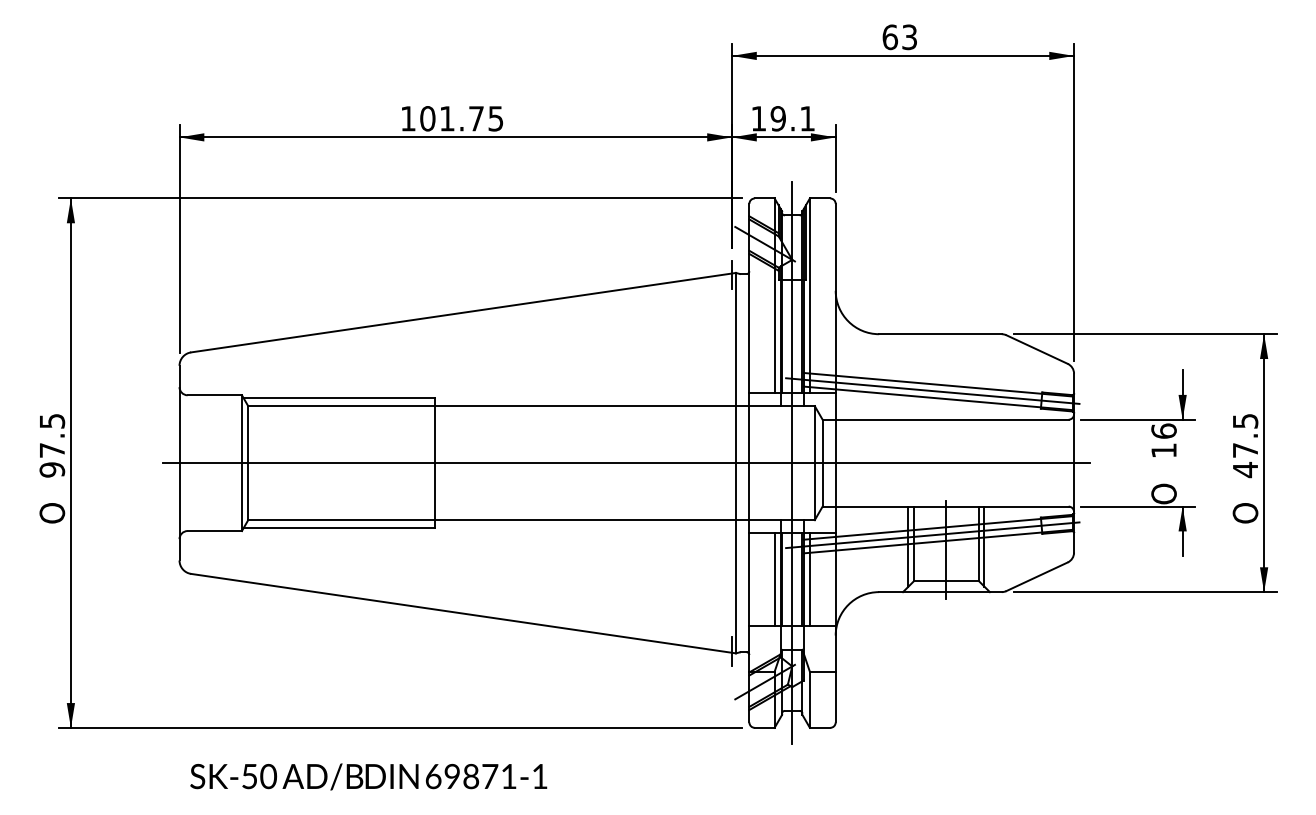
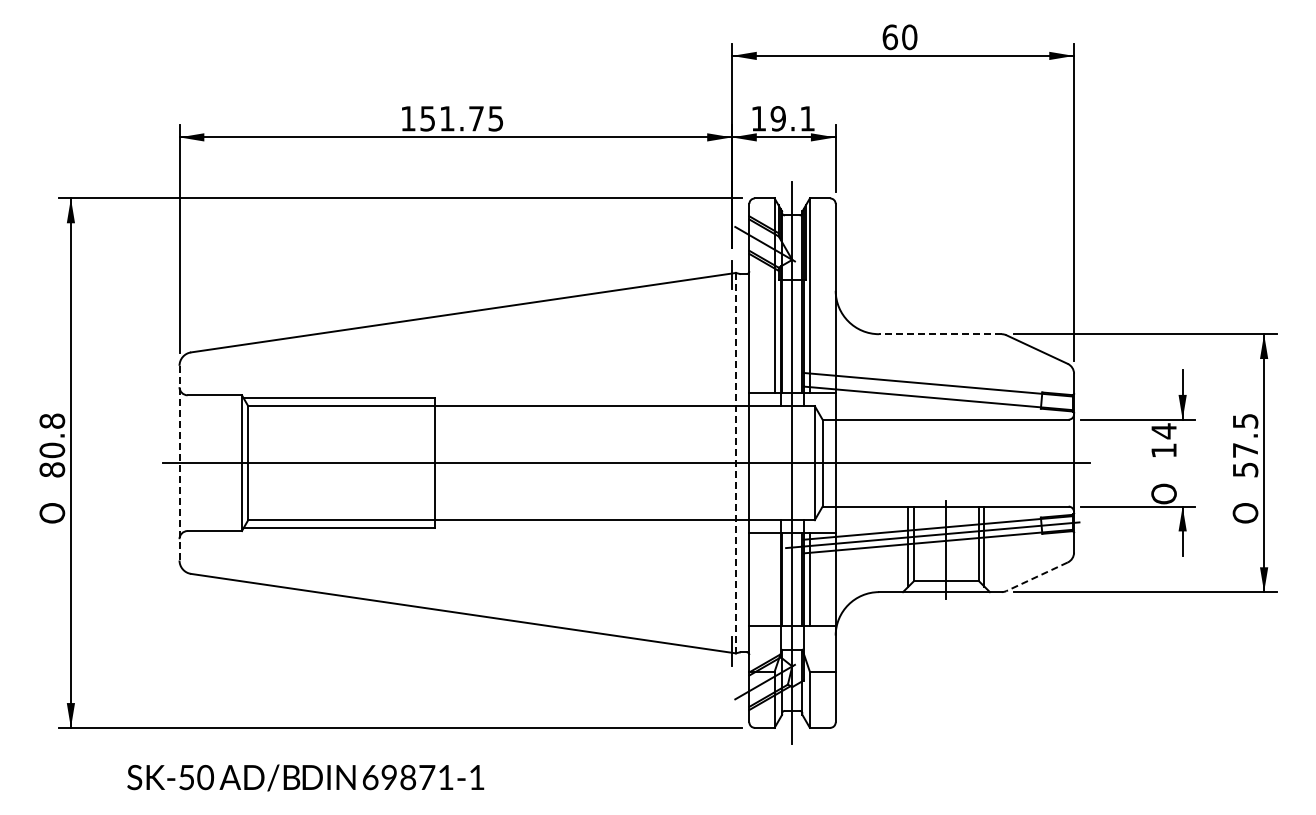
text: 63 -> 60 (909, 37)
text: 101.75 -> 151.75 (427, 118)
line: solid -> dashed (939, 334)
line: present -> none (932, 390)
text: 16 -> 14 (1163, 431)
text: 97.5 -> 80.8 (52, 445)
line: solid -> dashed (179, 463)
line: solid -> dashed (735, 463)
text: 47.5 -> 57.5 (1245, 470)
line: solid -> dashed (1037, 576)
line: present -> none (774, 579)
text position: (368, 776) -> (305, 777) (305, 777)
